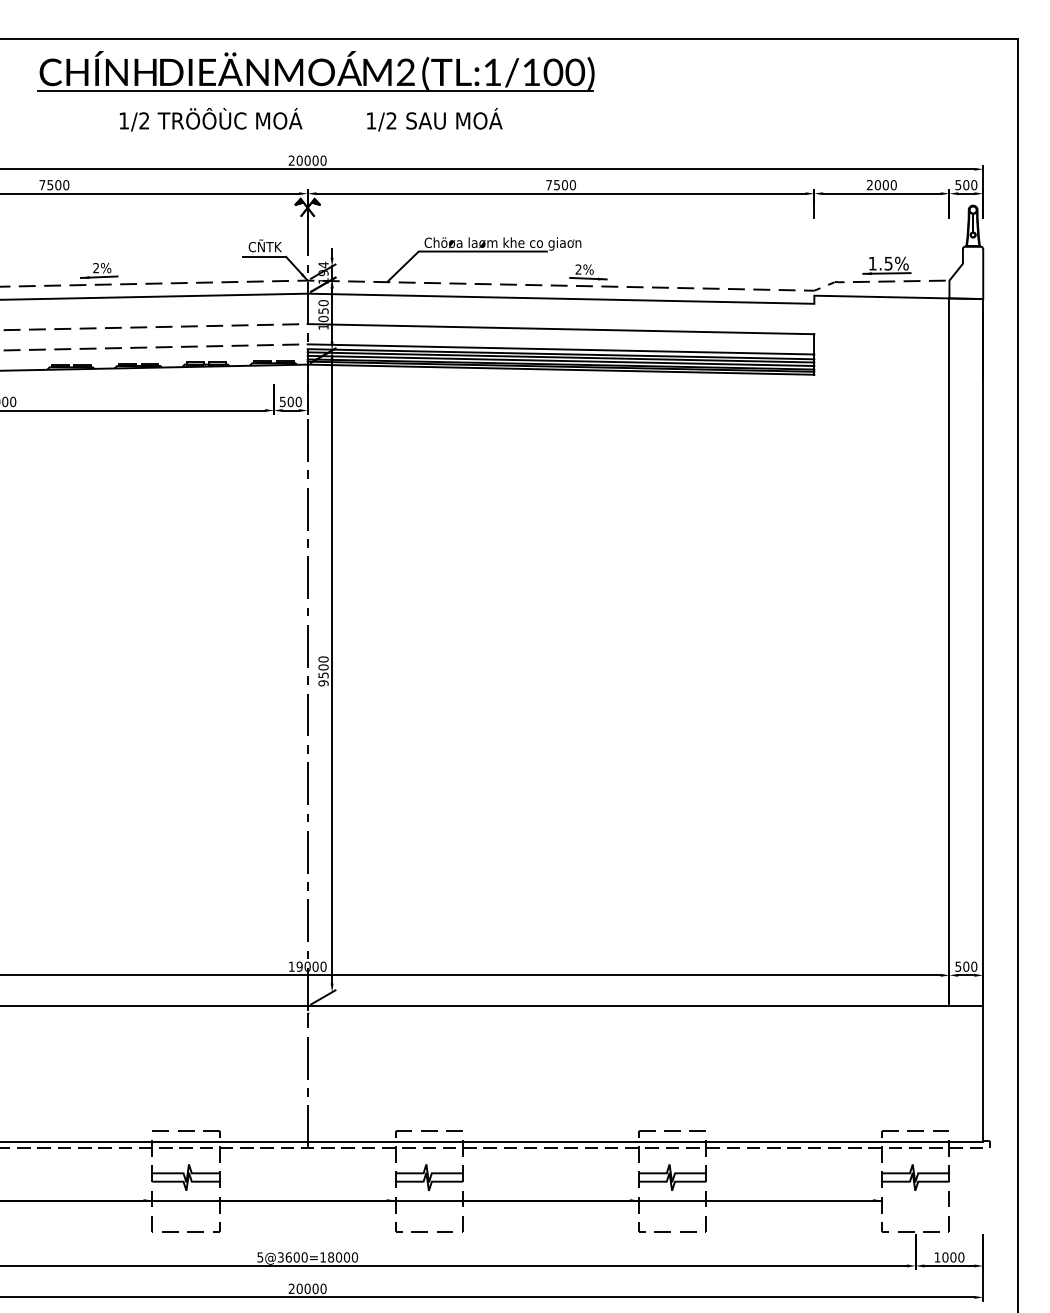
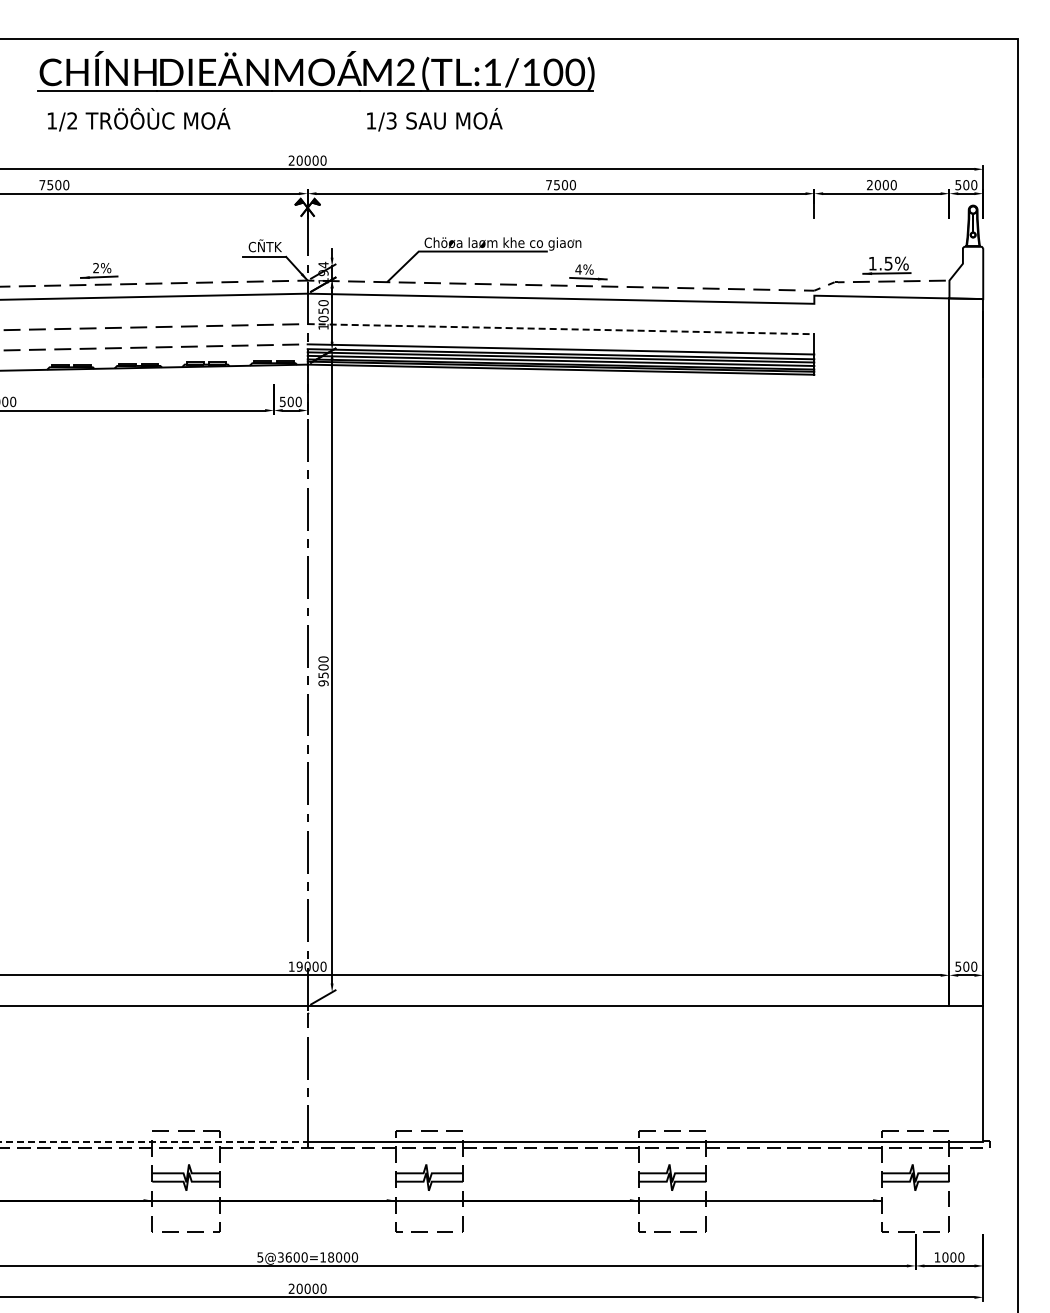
text position: (210, 119) -> (138, 119) (138, 119)
text: 1/2 -> 1/3 (391, 120)
text: 2% -> 4% (578, 269)
line: solid -> dashed (561, 329)
line: solid -> dashed (154, 1141)
